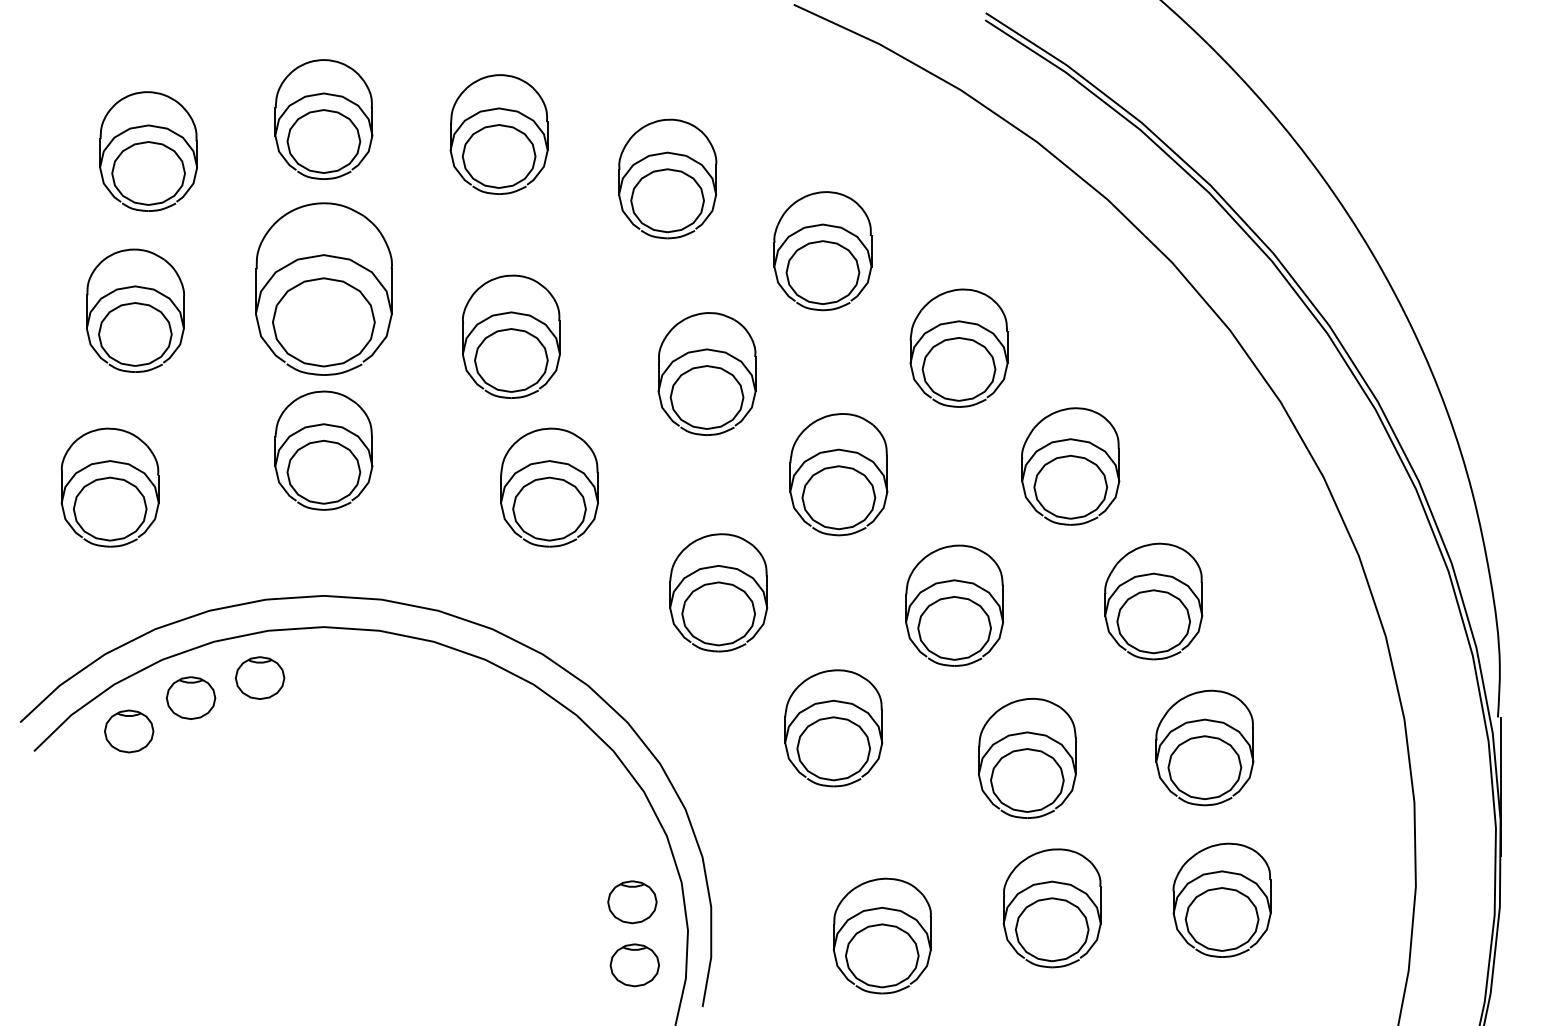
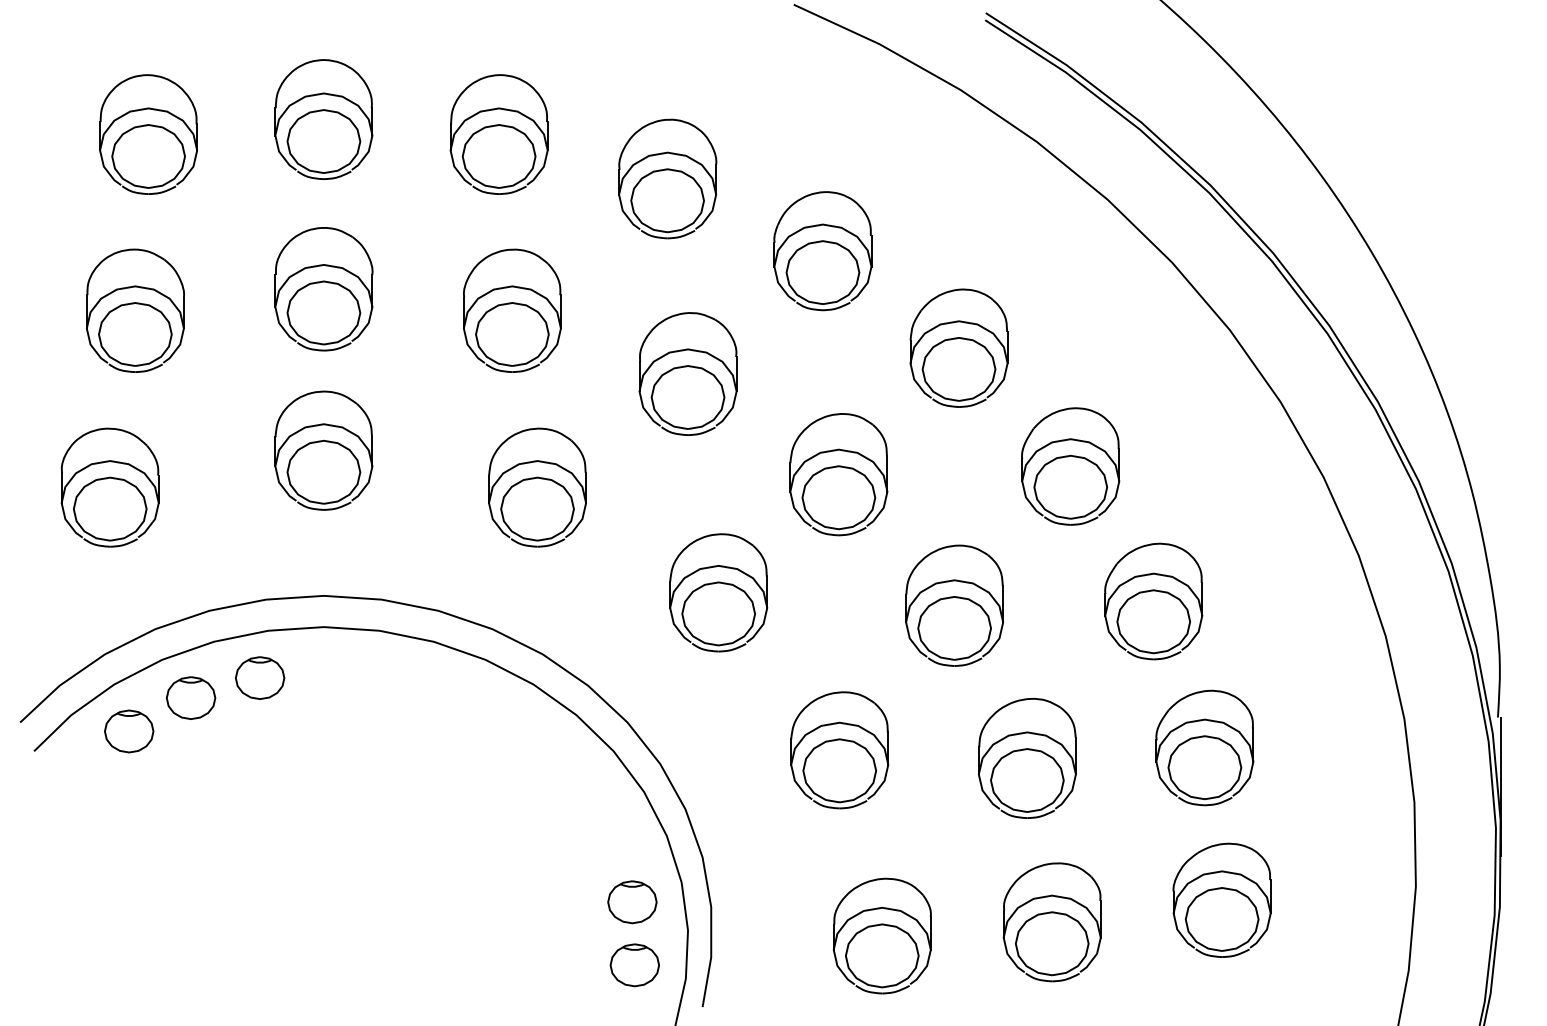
part position: (148, 151) -> (148, 134) (148, 134)
part size: 138x174 px -> 100x125 px (323, 289)
part position: (511, 336) -> (512, 310) (512, 310)
part position: (706, 373) -> (687, 373) (687, 373)
part position: (549, 487) -> (537, 487) (537, 487)
part position: (833, 728) -> (839, 750) (839, 750)
part position: (1051, 908) -> (1051, 922) (1051, 922)
